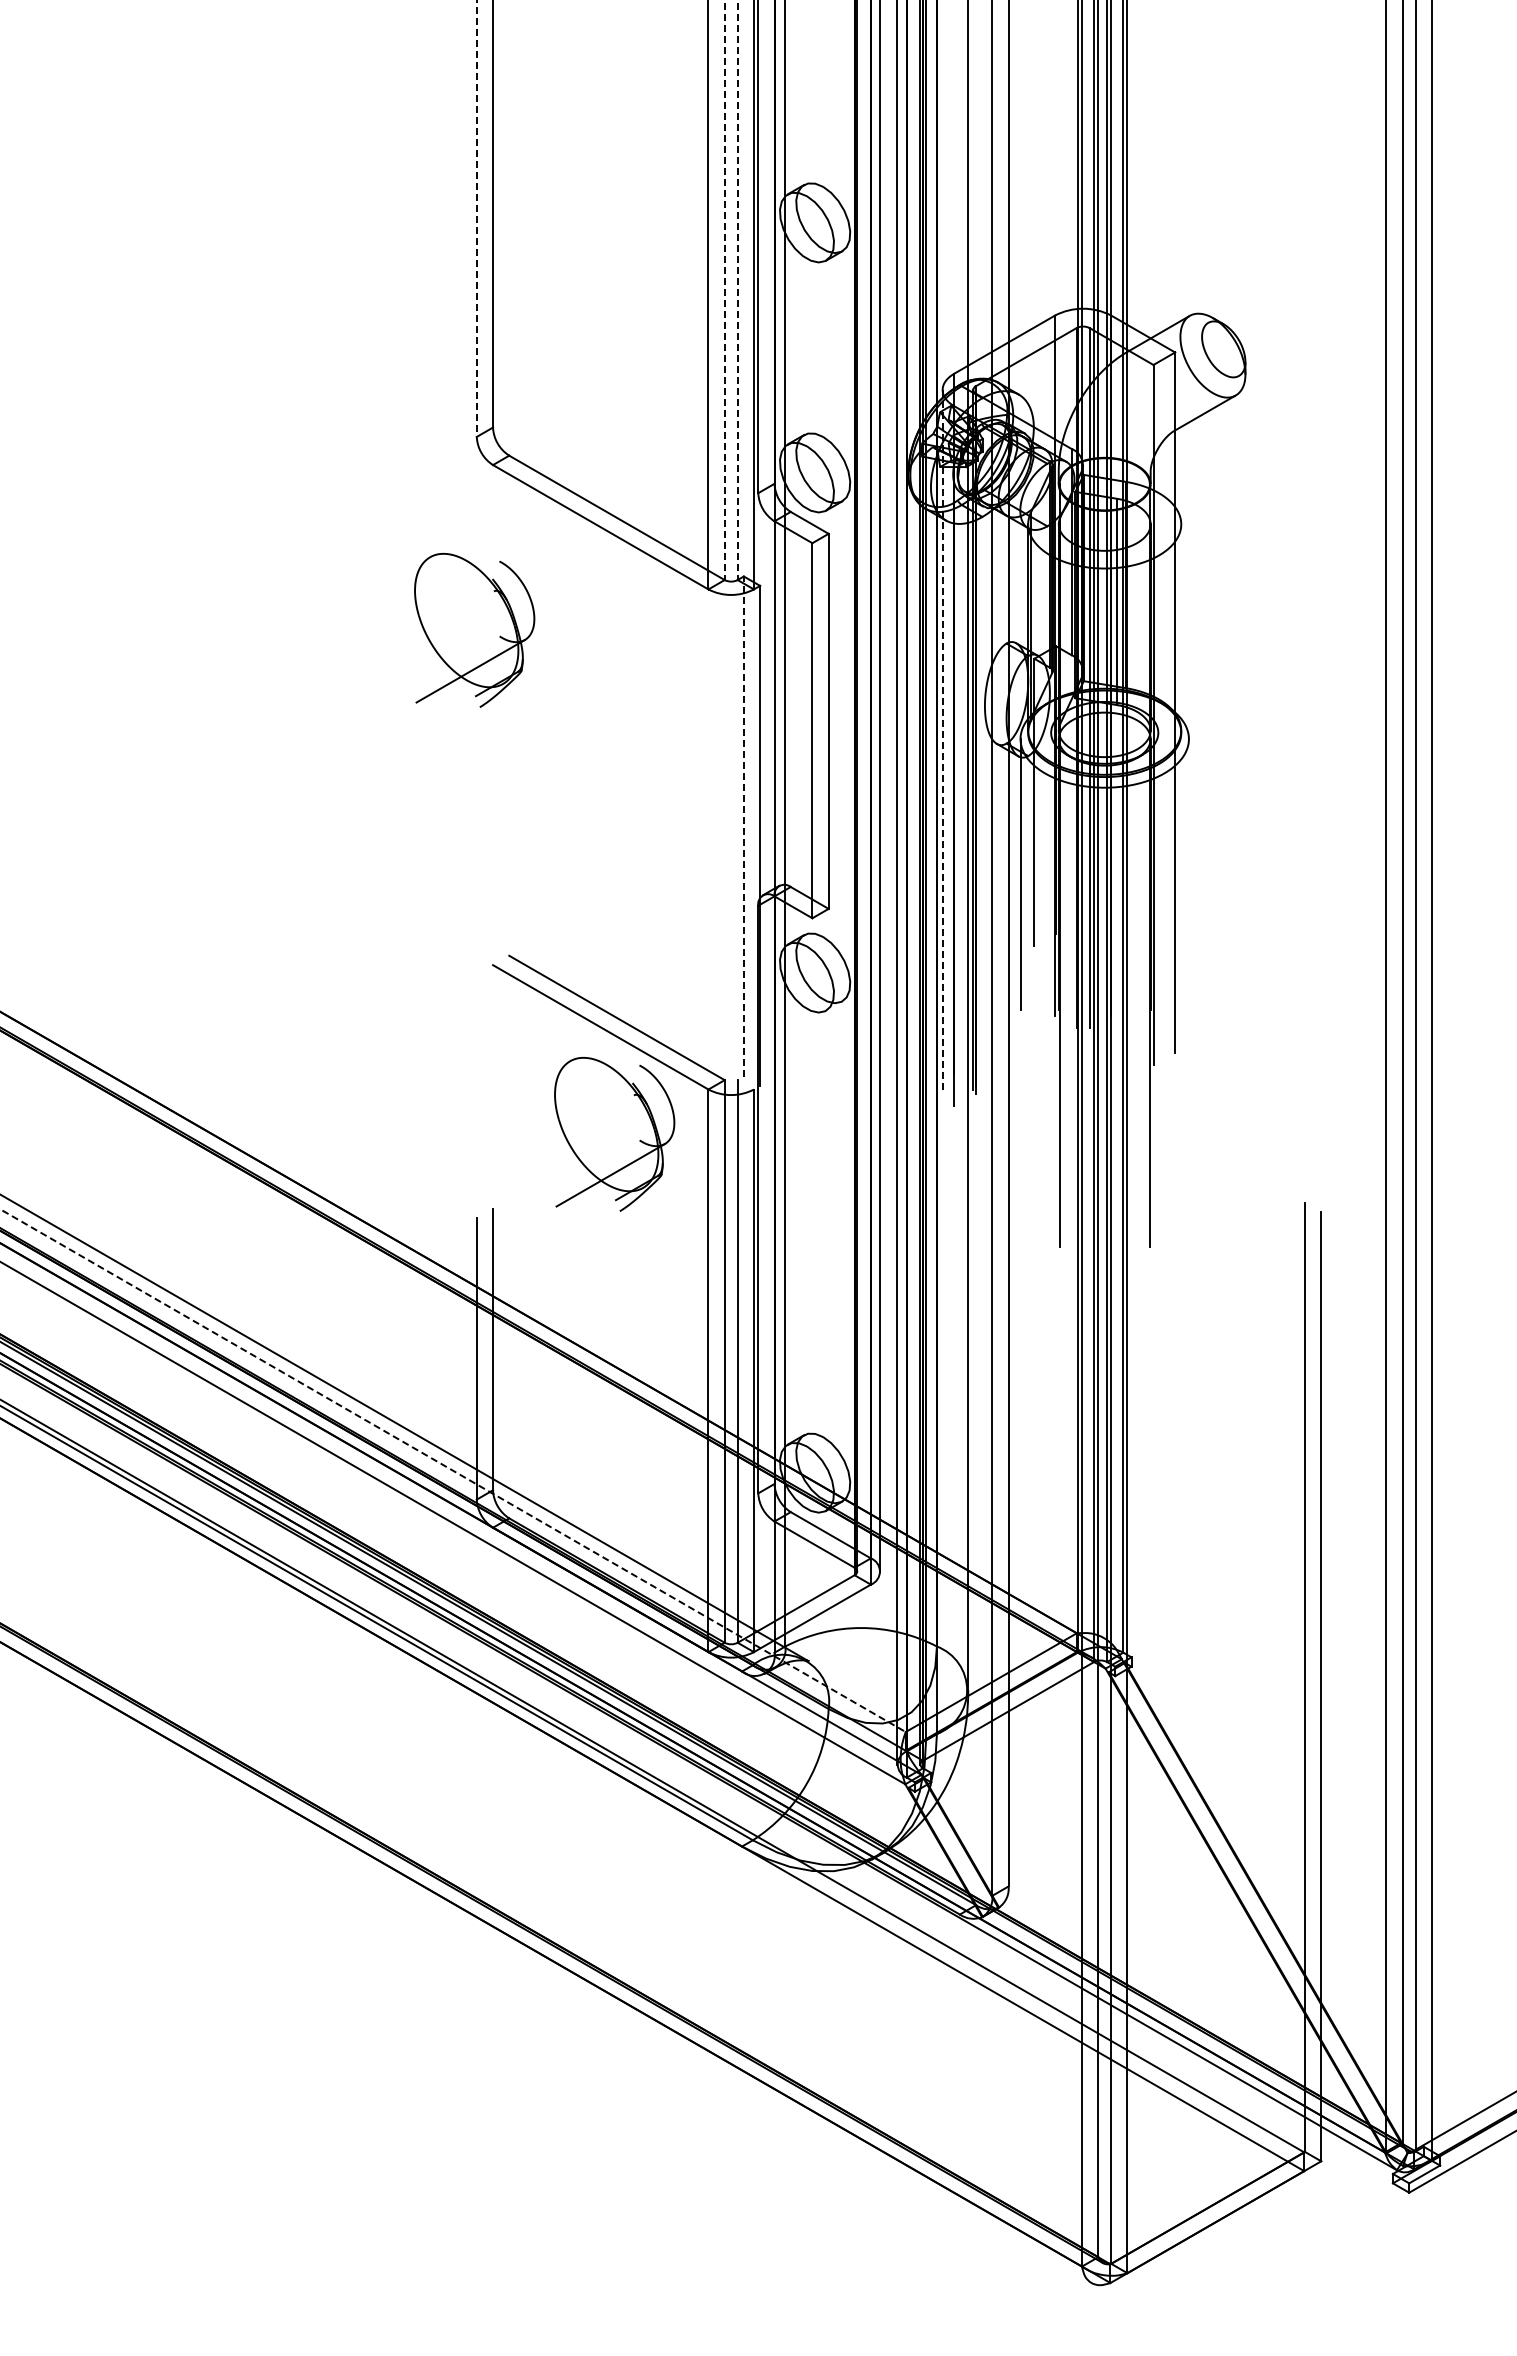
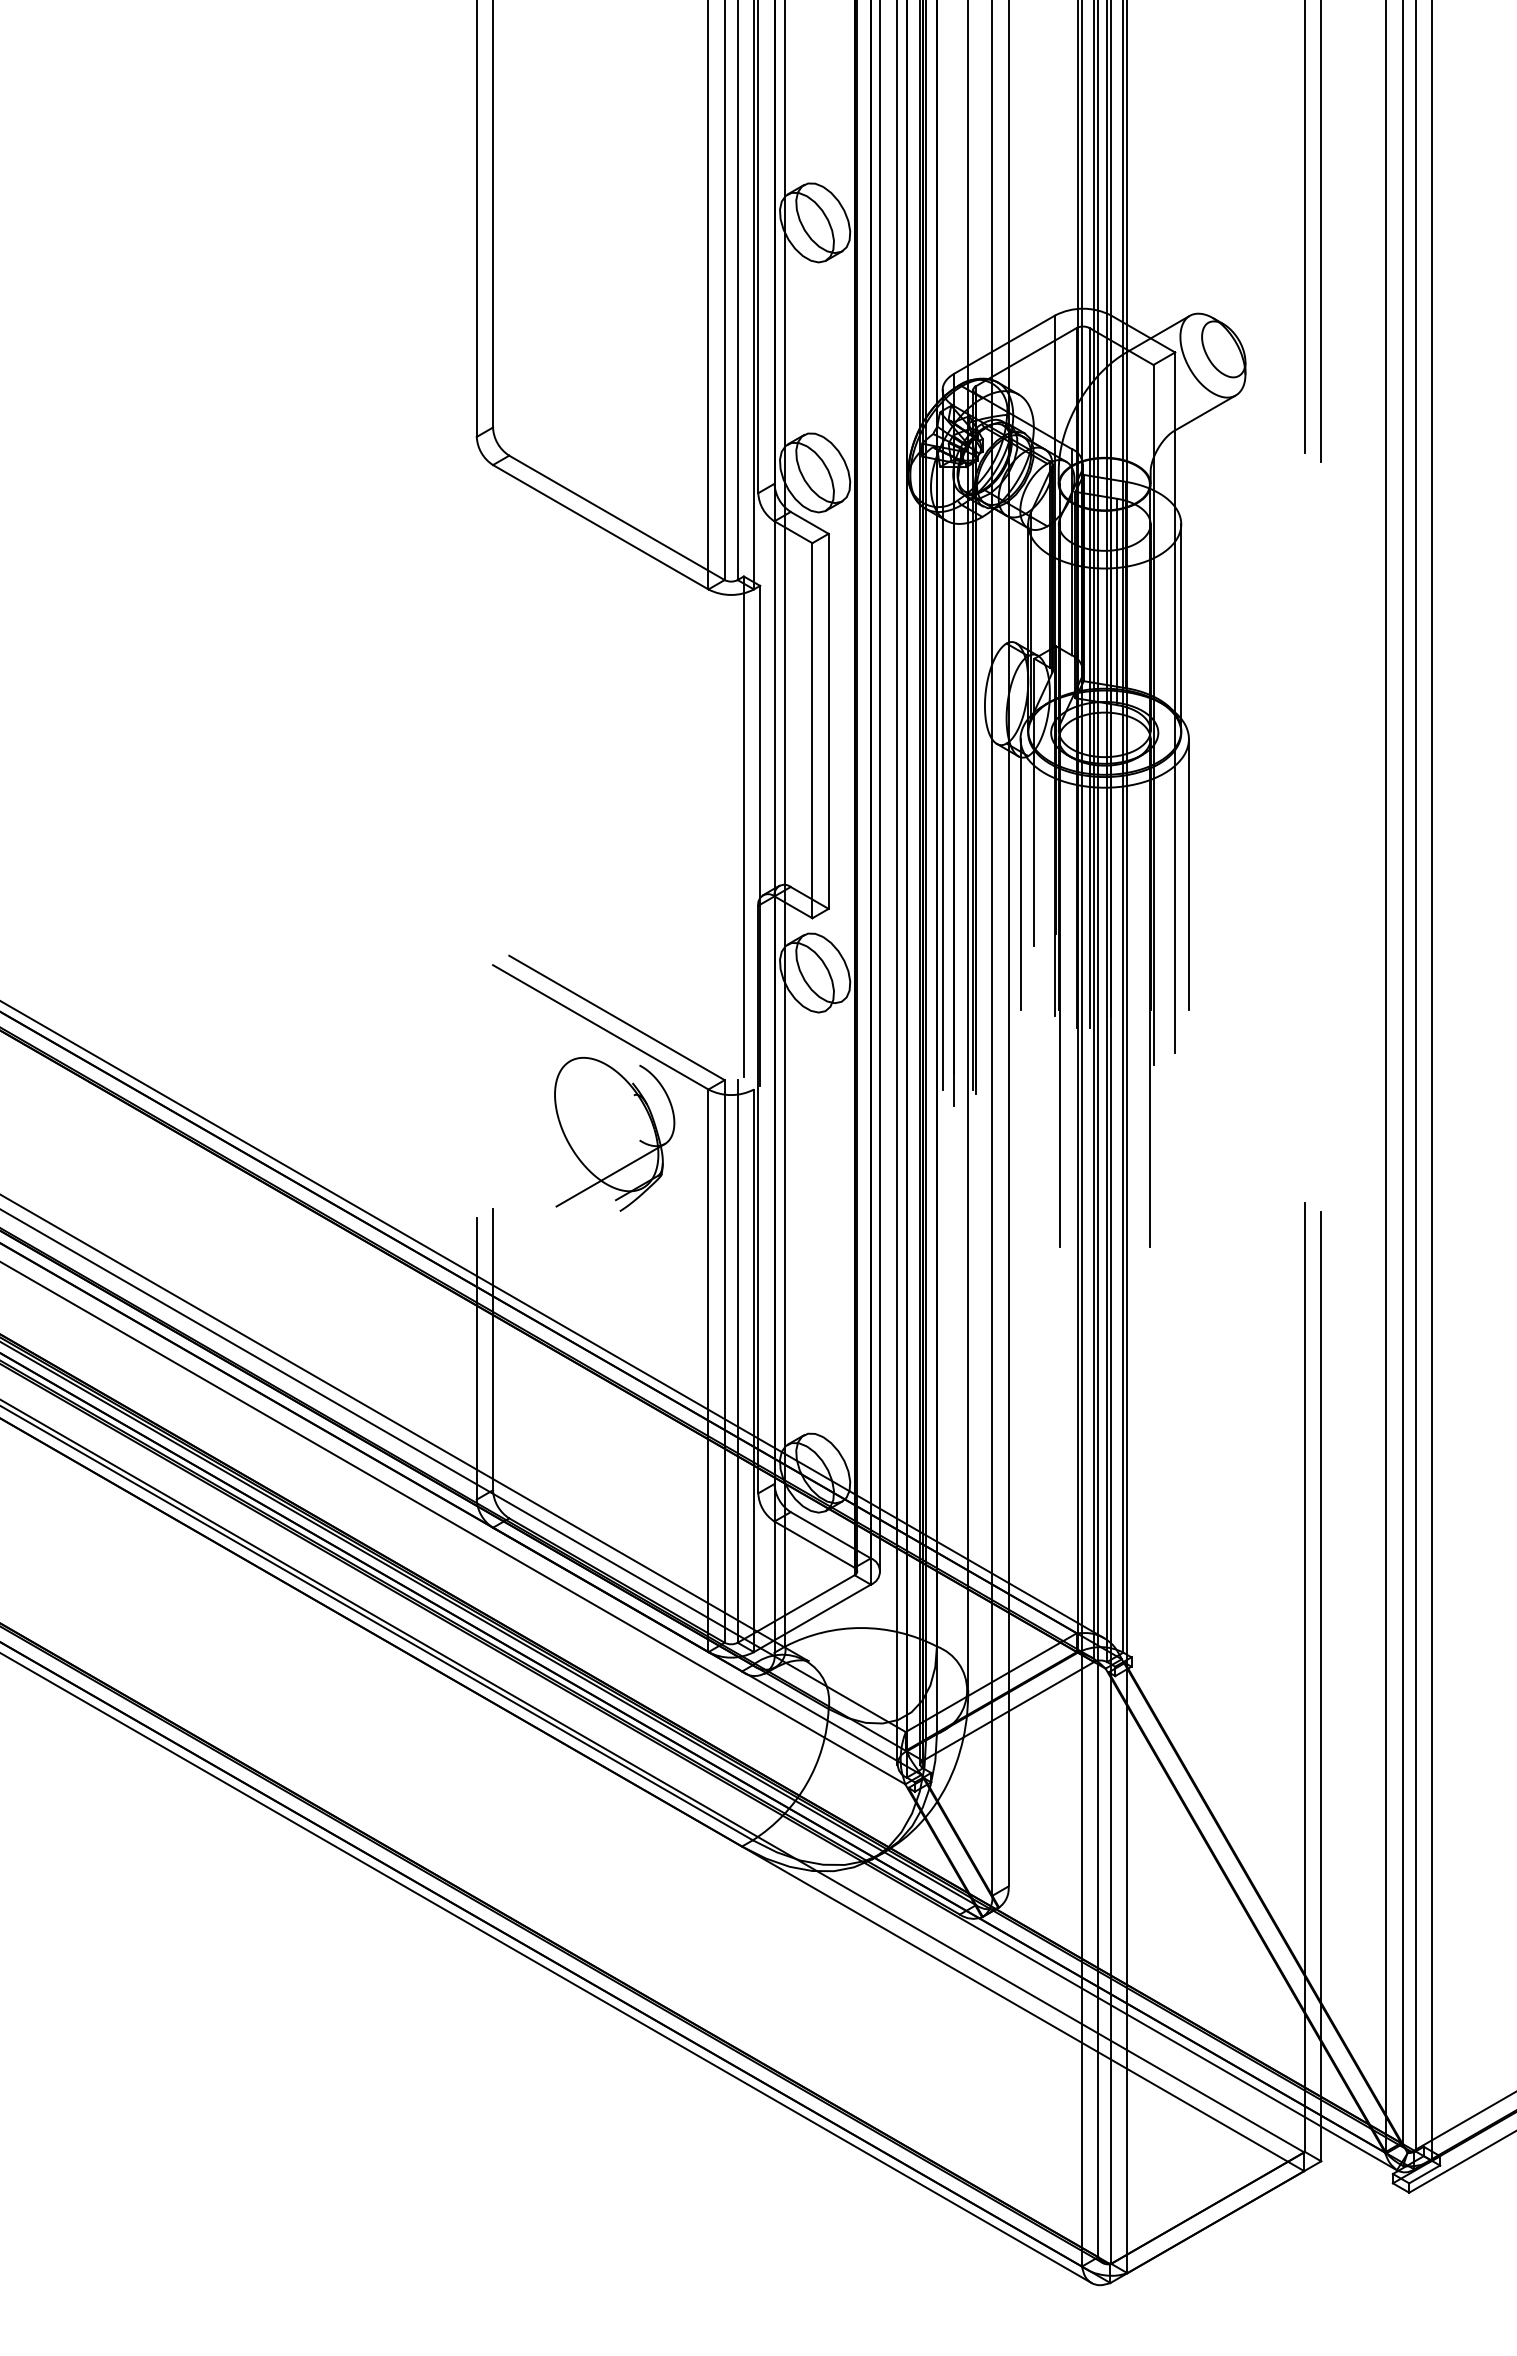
line: dashed -> solid (476, 218)
line: none -> present (1305, 227)
line: none -> present (1321, 231)
line: dashed -> solid (724, 290)
line: dashed -> solid (737, 290)
line: none -> present (1181, 627)
part: present -> none (474, 630)
line: dashed -> solid (942, 740)
line: dashed -> solid (743, 826)
line: none -> present (1188, 874)
line: none -> present (553, 1320)
line: dashed -> solid (452, 1470)
line: none -> present (546, 1968)
